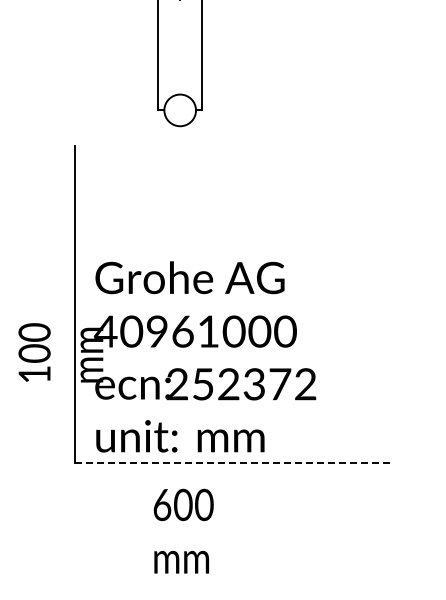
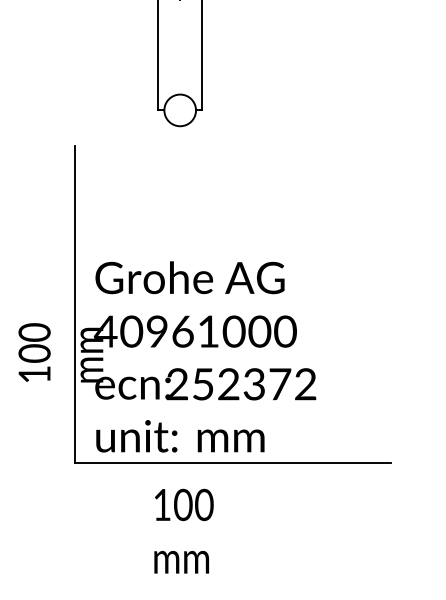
line: dashed -> solid (233, 463)
text: 600 -> 100 (162, 505)
